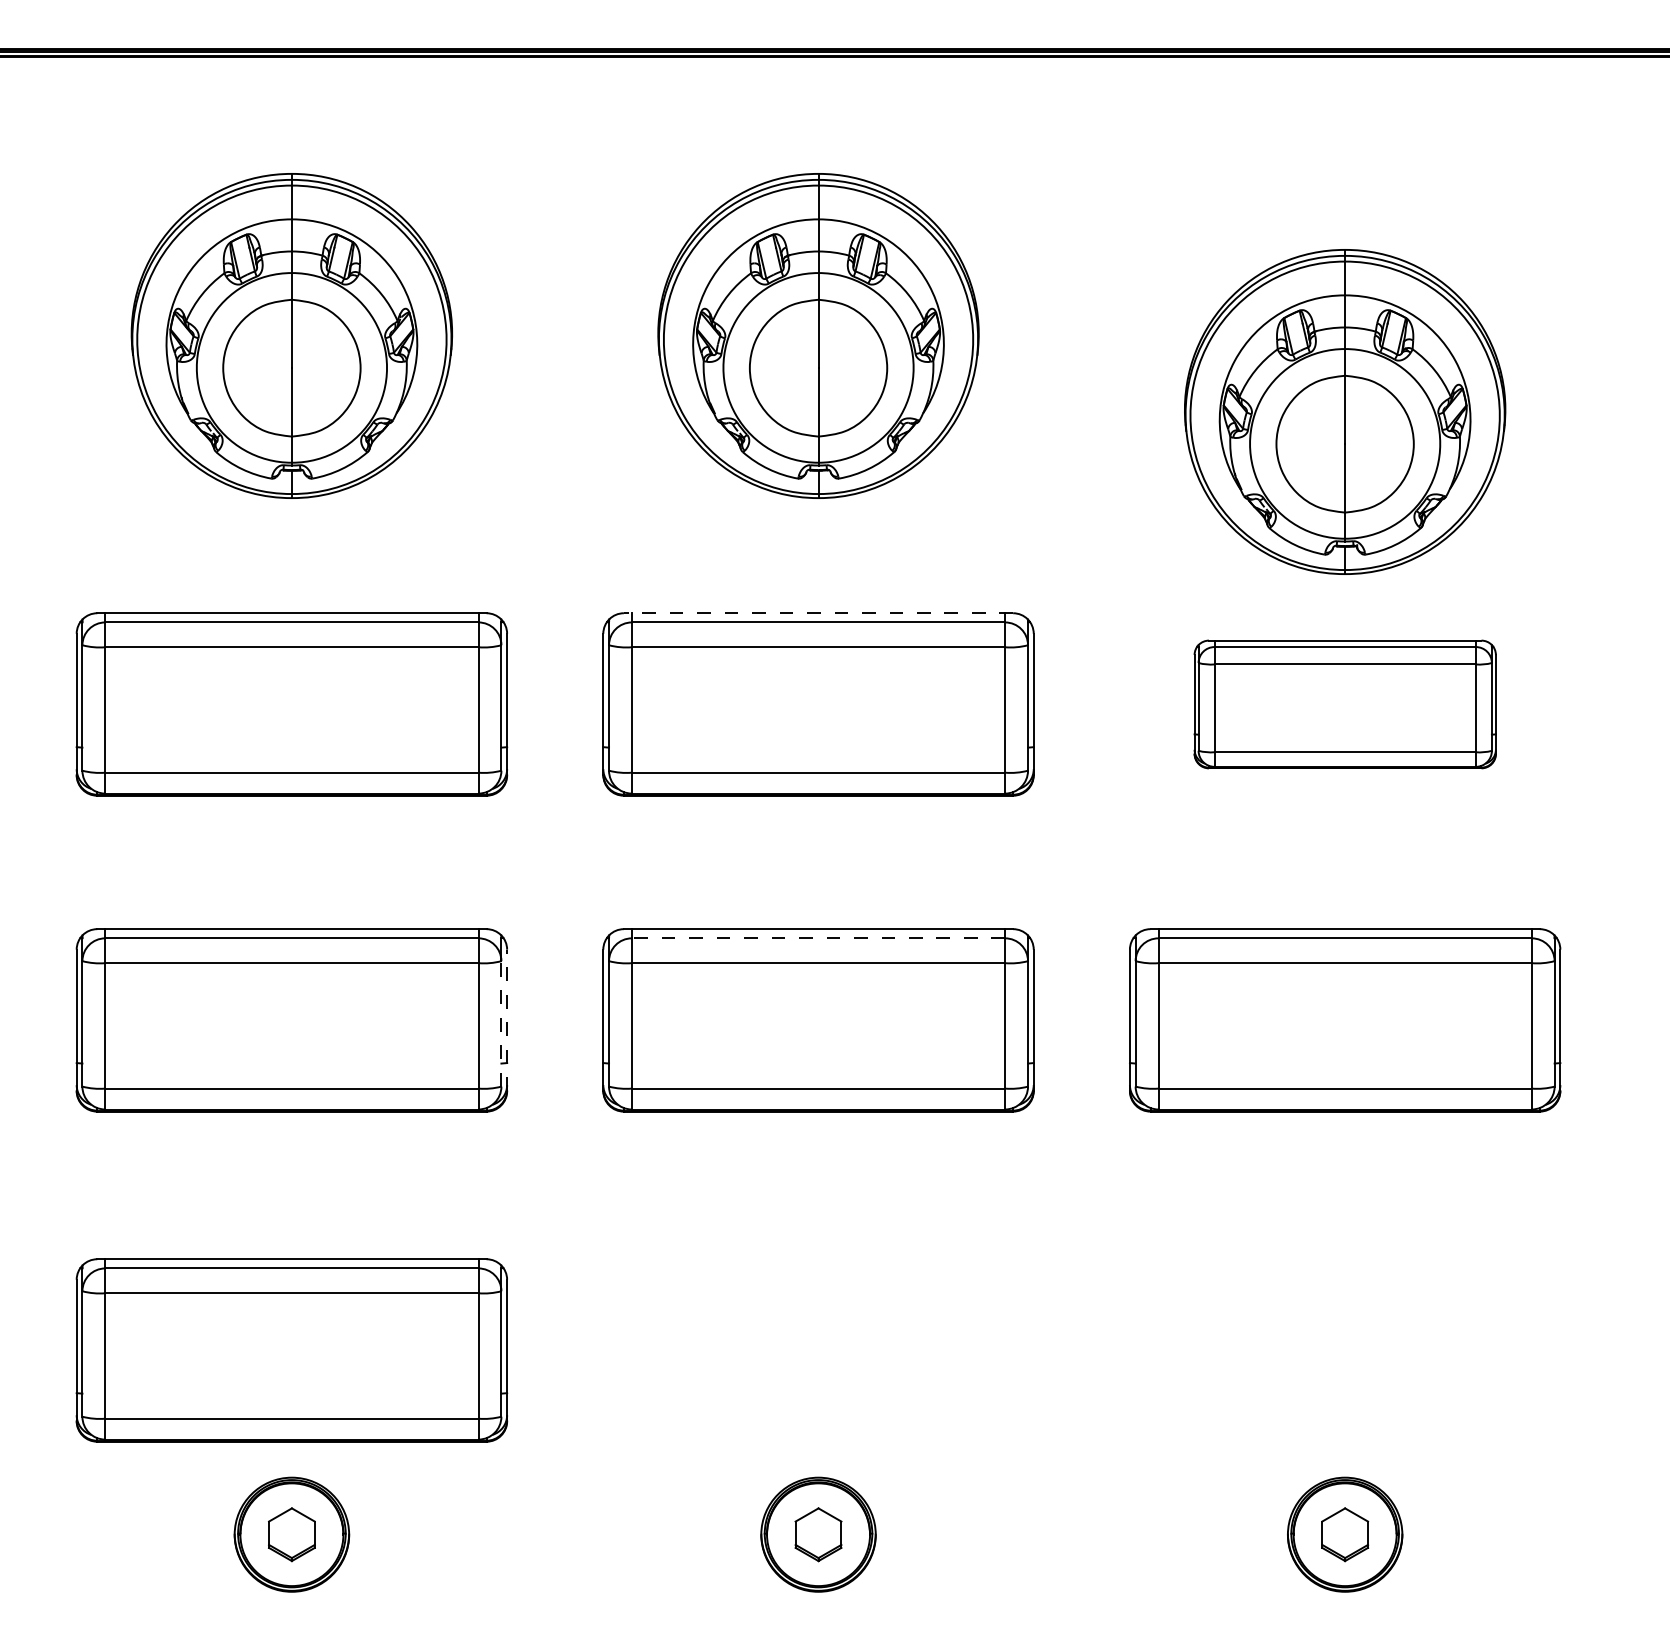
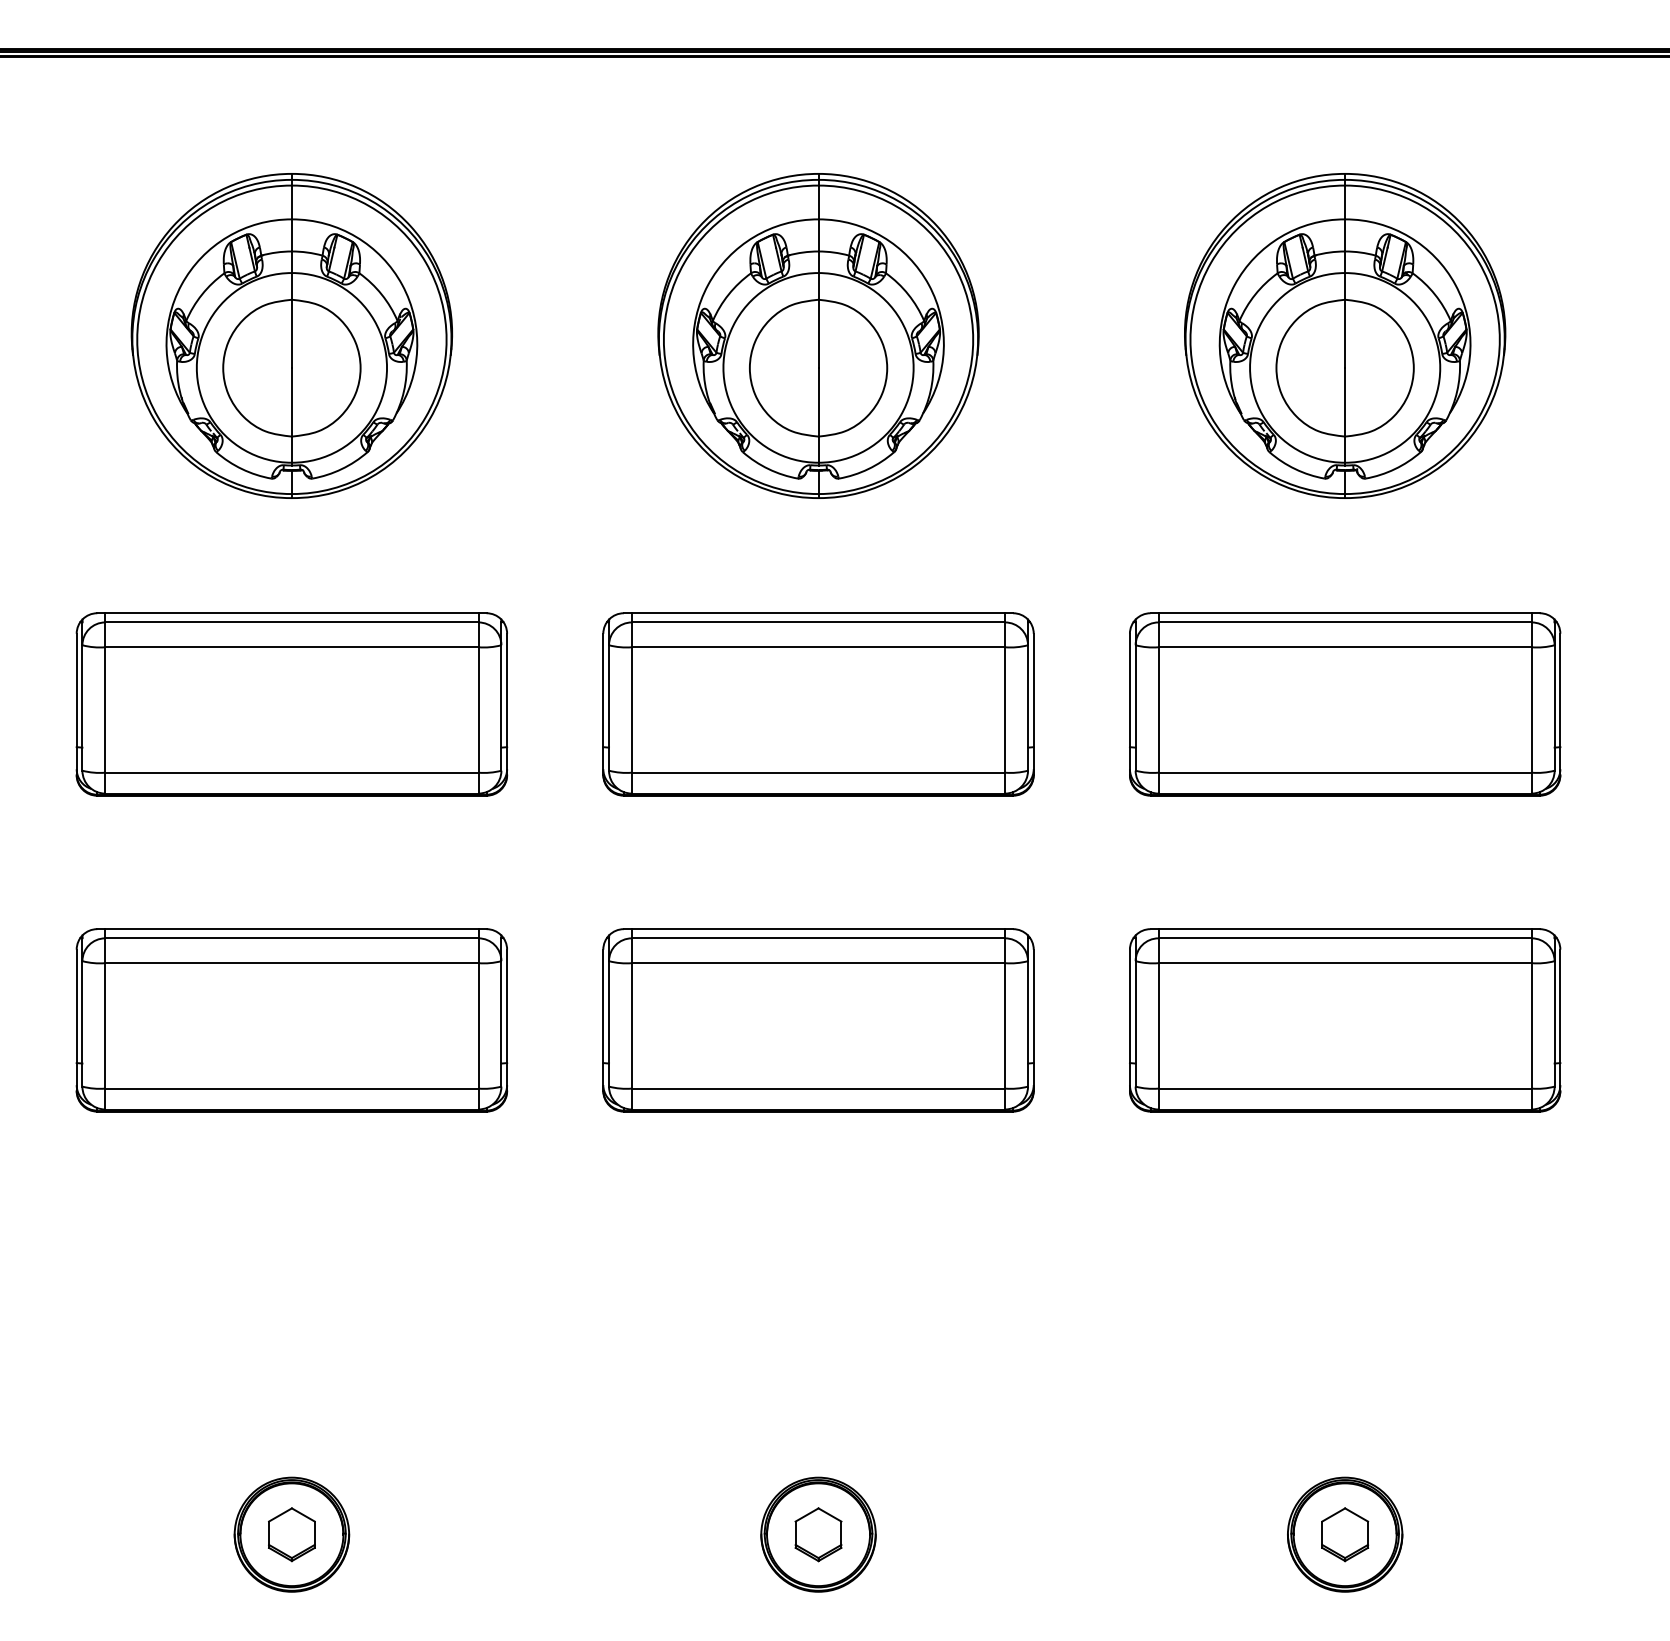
part position: (1345, 411) -> (1345, 335) (1345, 335)
line: dashed -> solid (818, 613)
part size: 304x131 px -> 433x185 px (1345, 704)
line: dashed -> solid (818, 938)
line: dashed -> solid (507, 1020)
line: dashed -> solid (501, 1023)
part: present -> none (291, 1350)
